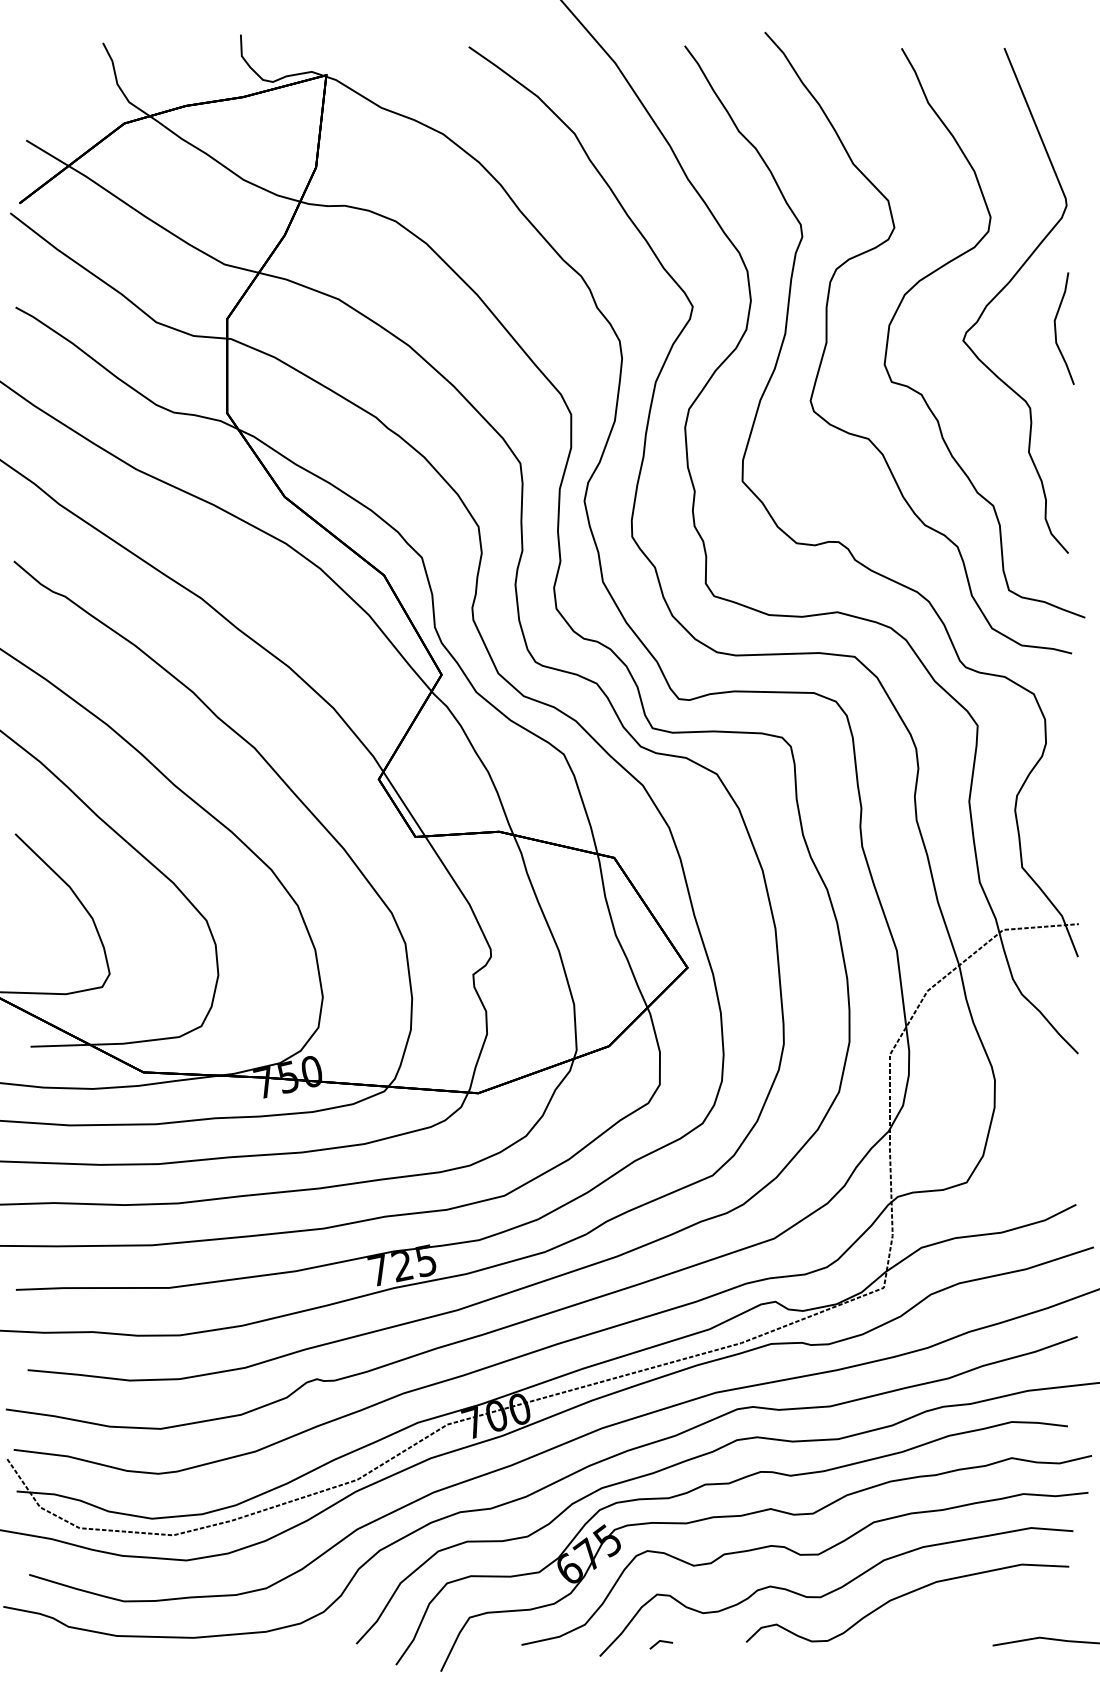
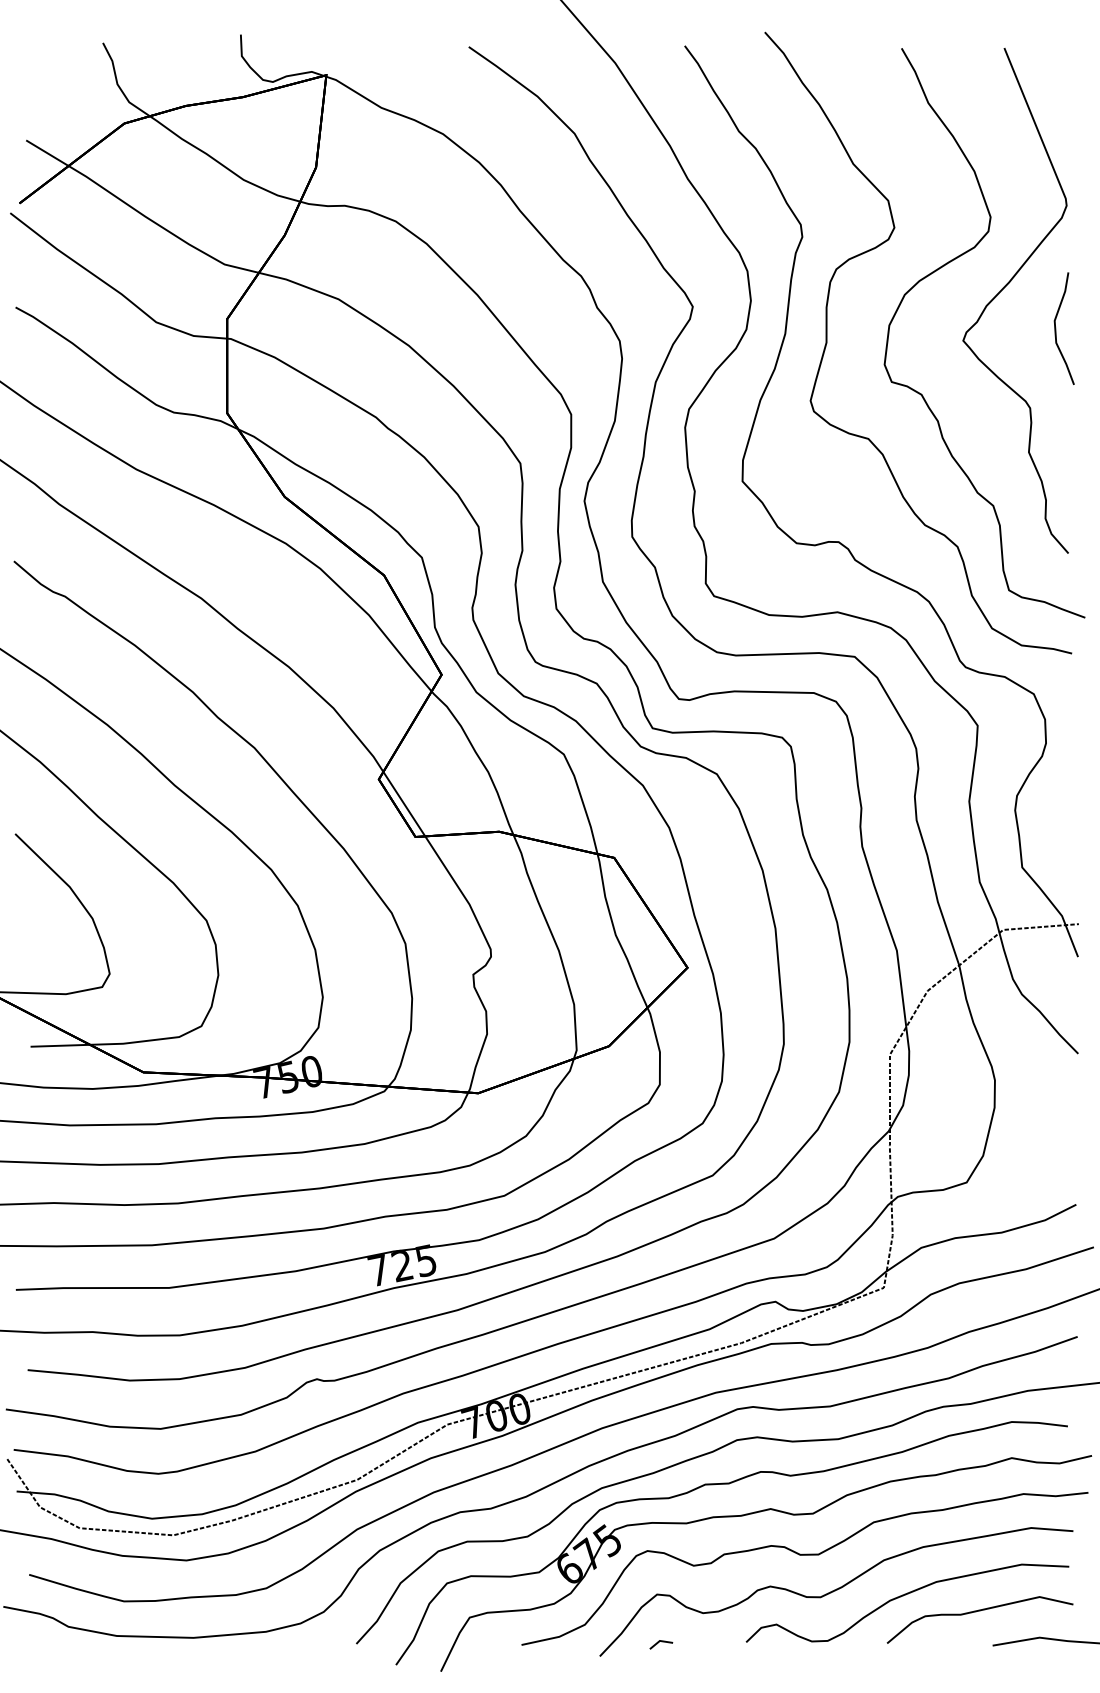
part: none -> present (976, 1612)
